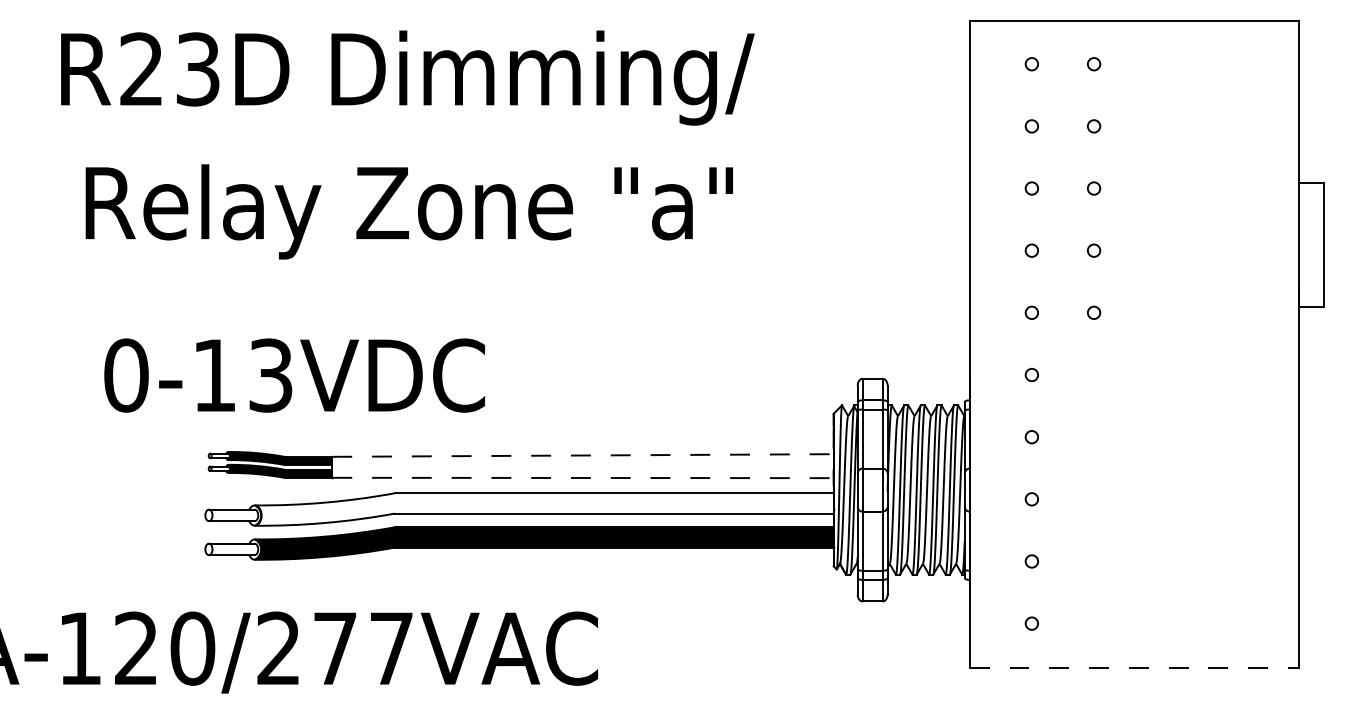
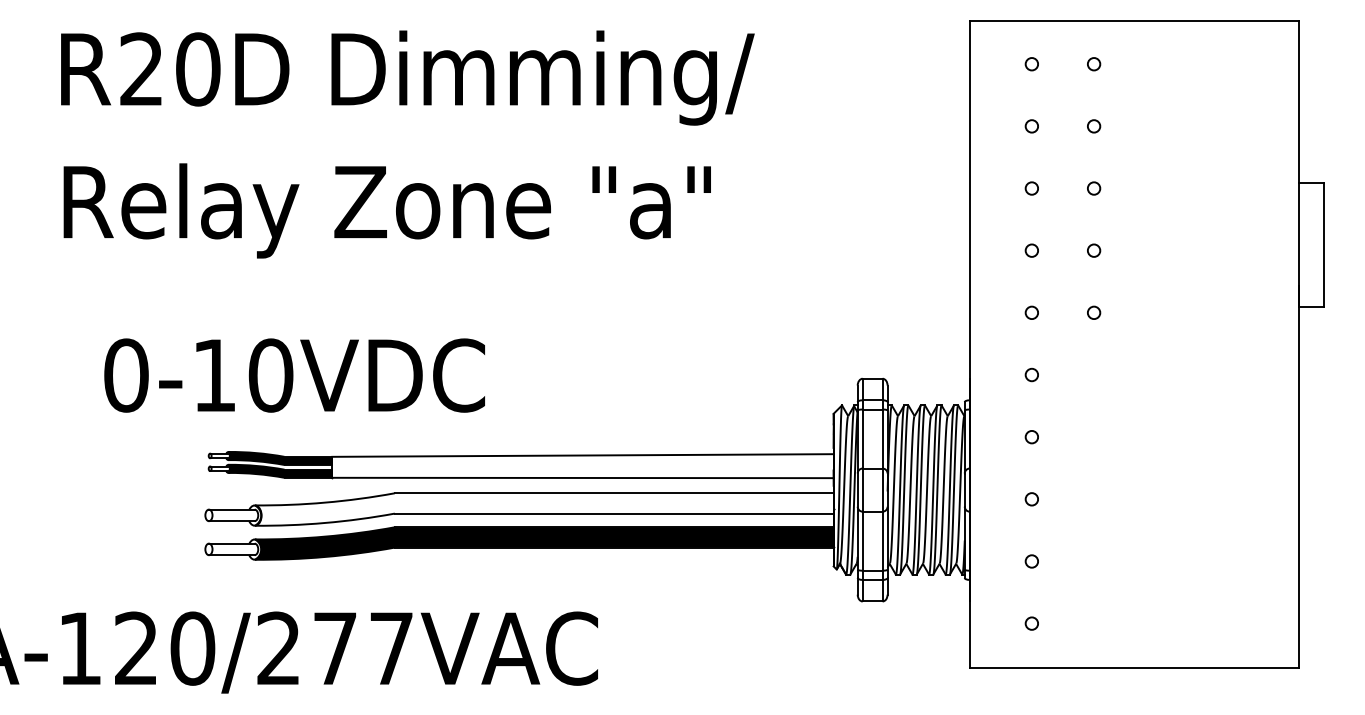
text: R23D -> R20D (198, 69)
text position: (408, 211) -> (386, 210) (386, 210)
text: 0-13VDC -> 0-10VDC (270, 375)
line: dashed -> solid (582, 455)
line: dashed -> solid (582, 477)
line: dashed -> solid (1134, 667)
